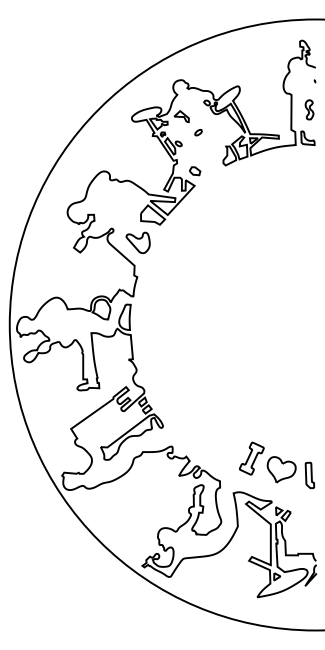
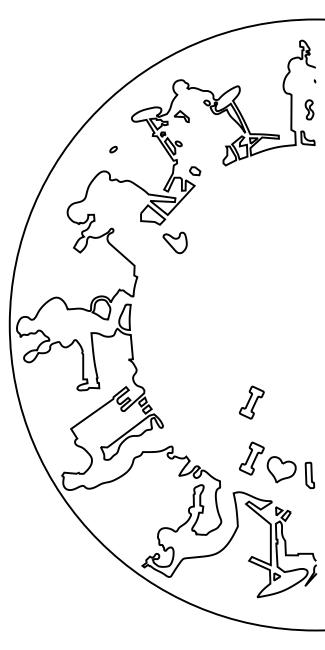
part position: (198, 132) -> (113, 149) (113, 149)
part position: (137, 242) -> (174, 242) (174, 242)
part: none -> present (251, 402)
